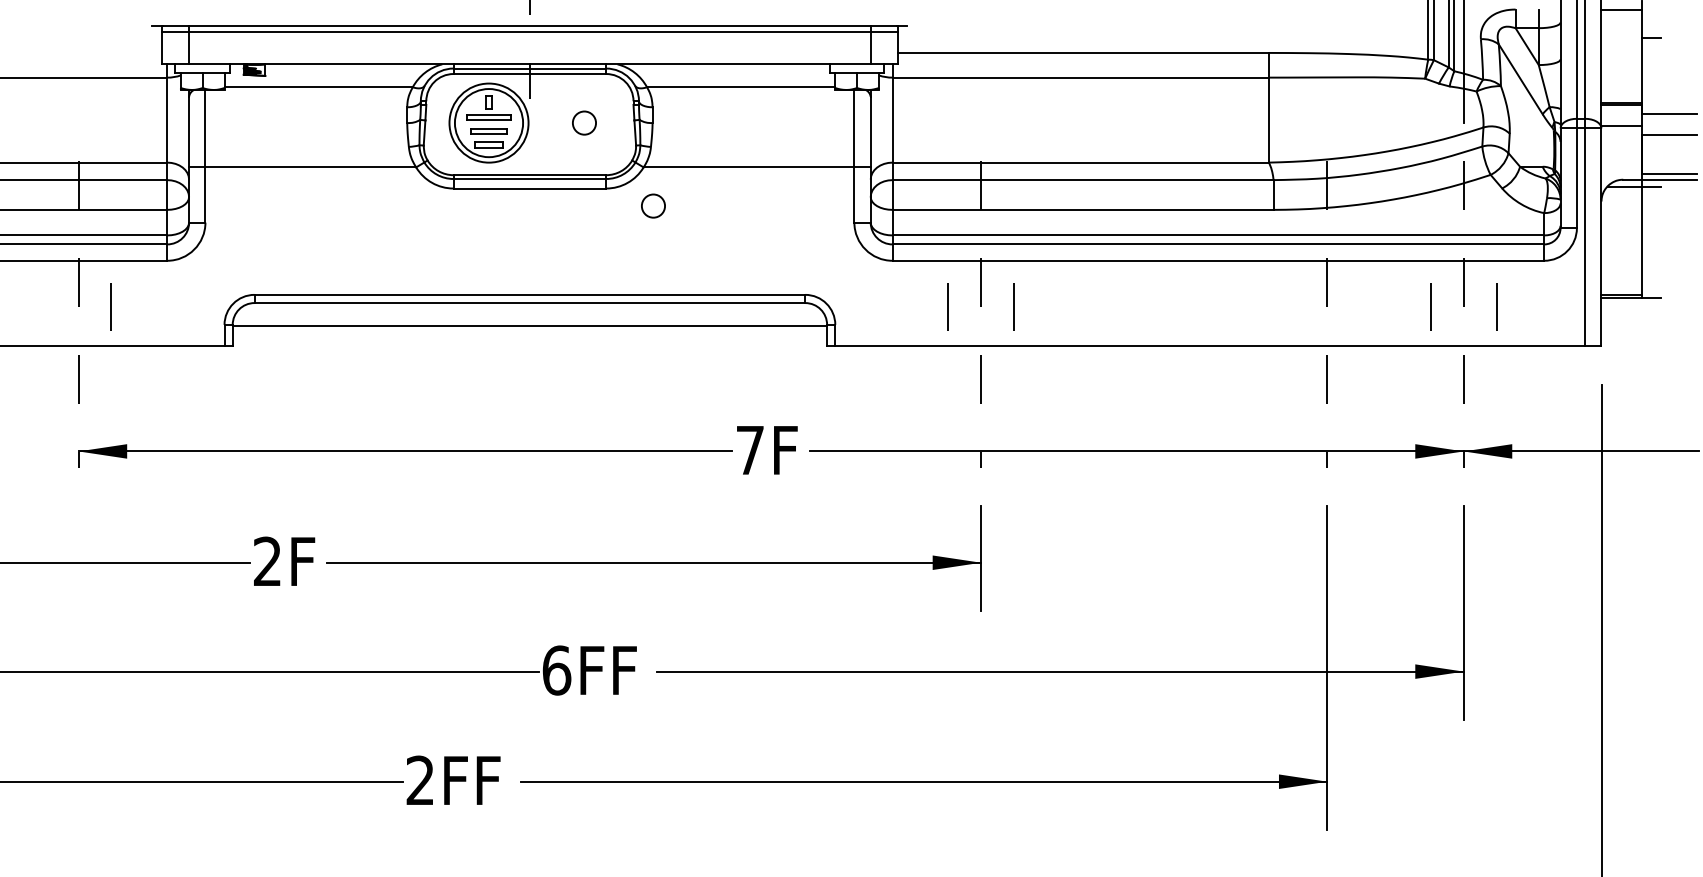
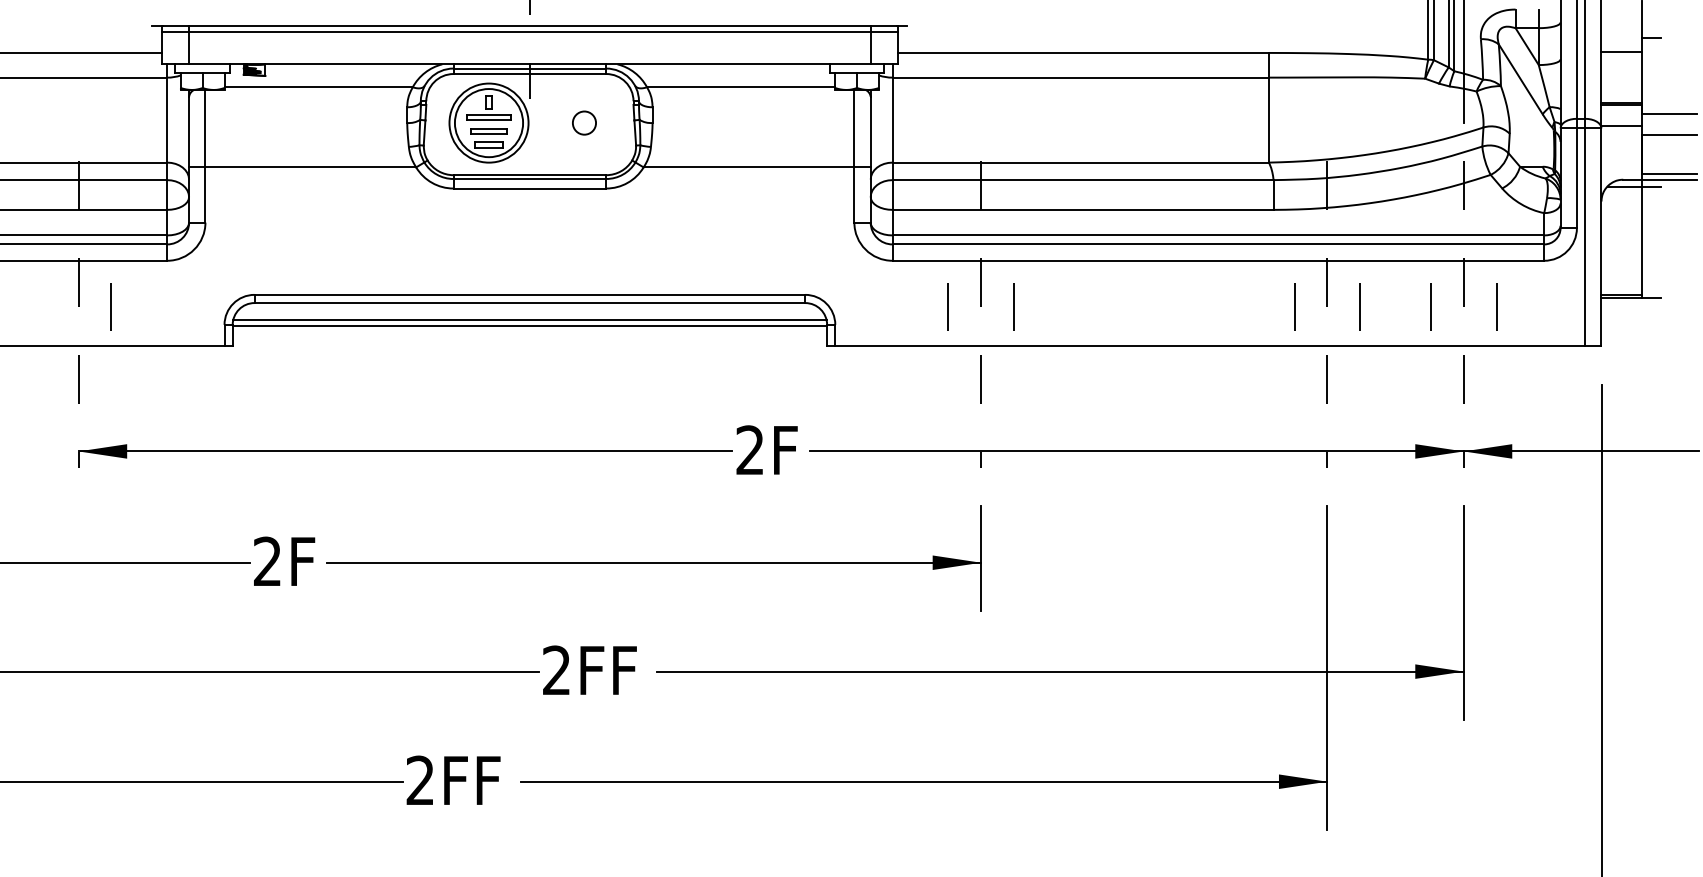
line position: (1621, 10) -> (1621, 52) (1621, 52)
line: none -> present (81, 52)
circle: present -> none (653, 205)
line: none -> present (1294, 306)
line: none -> present (1359, 306)
line: none -> present (529, 320)
text: 7F -> 2F (749, 449)
text: 6FF -> 2FF (556, 670)
